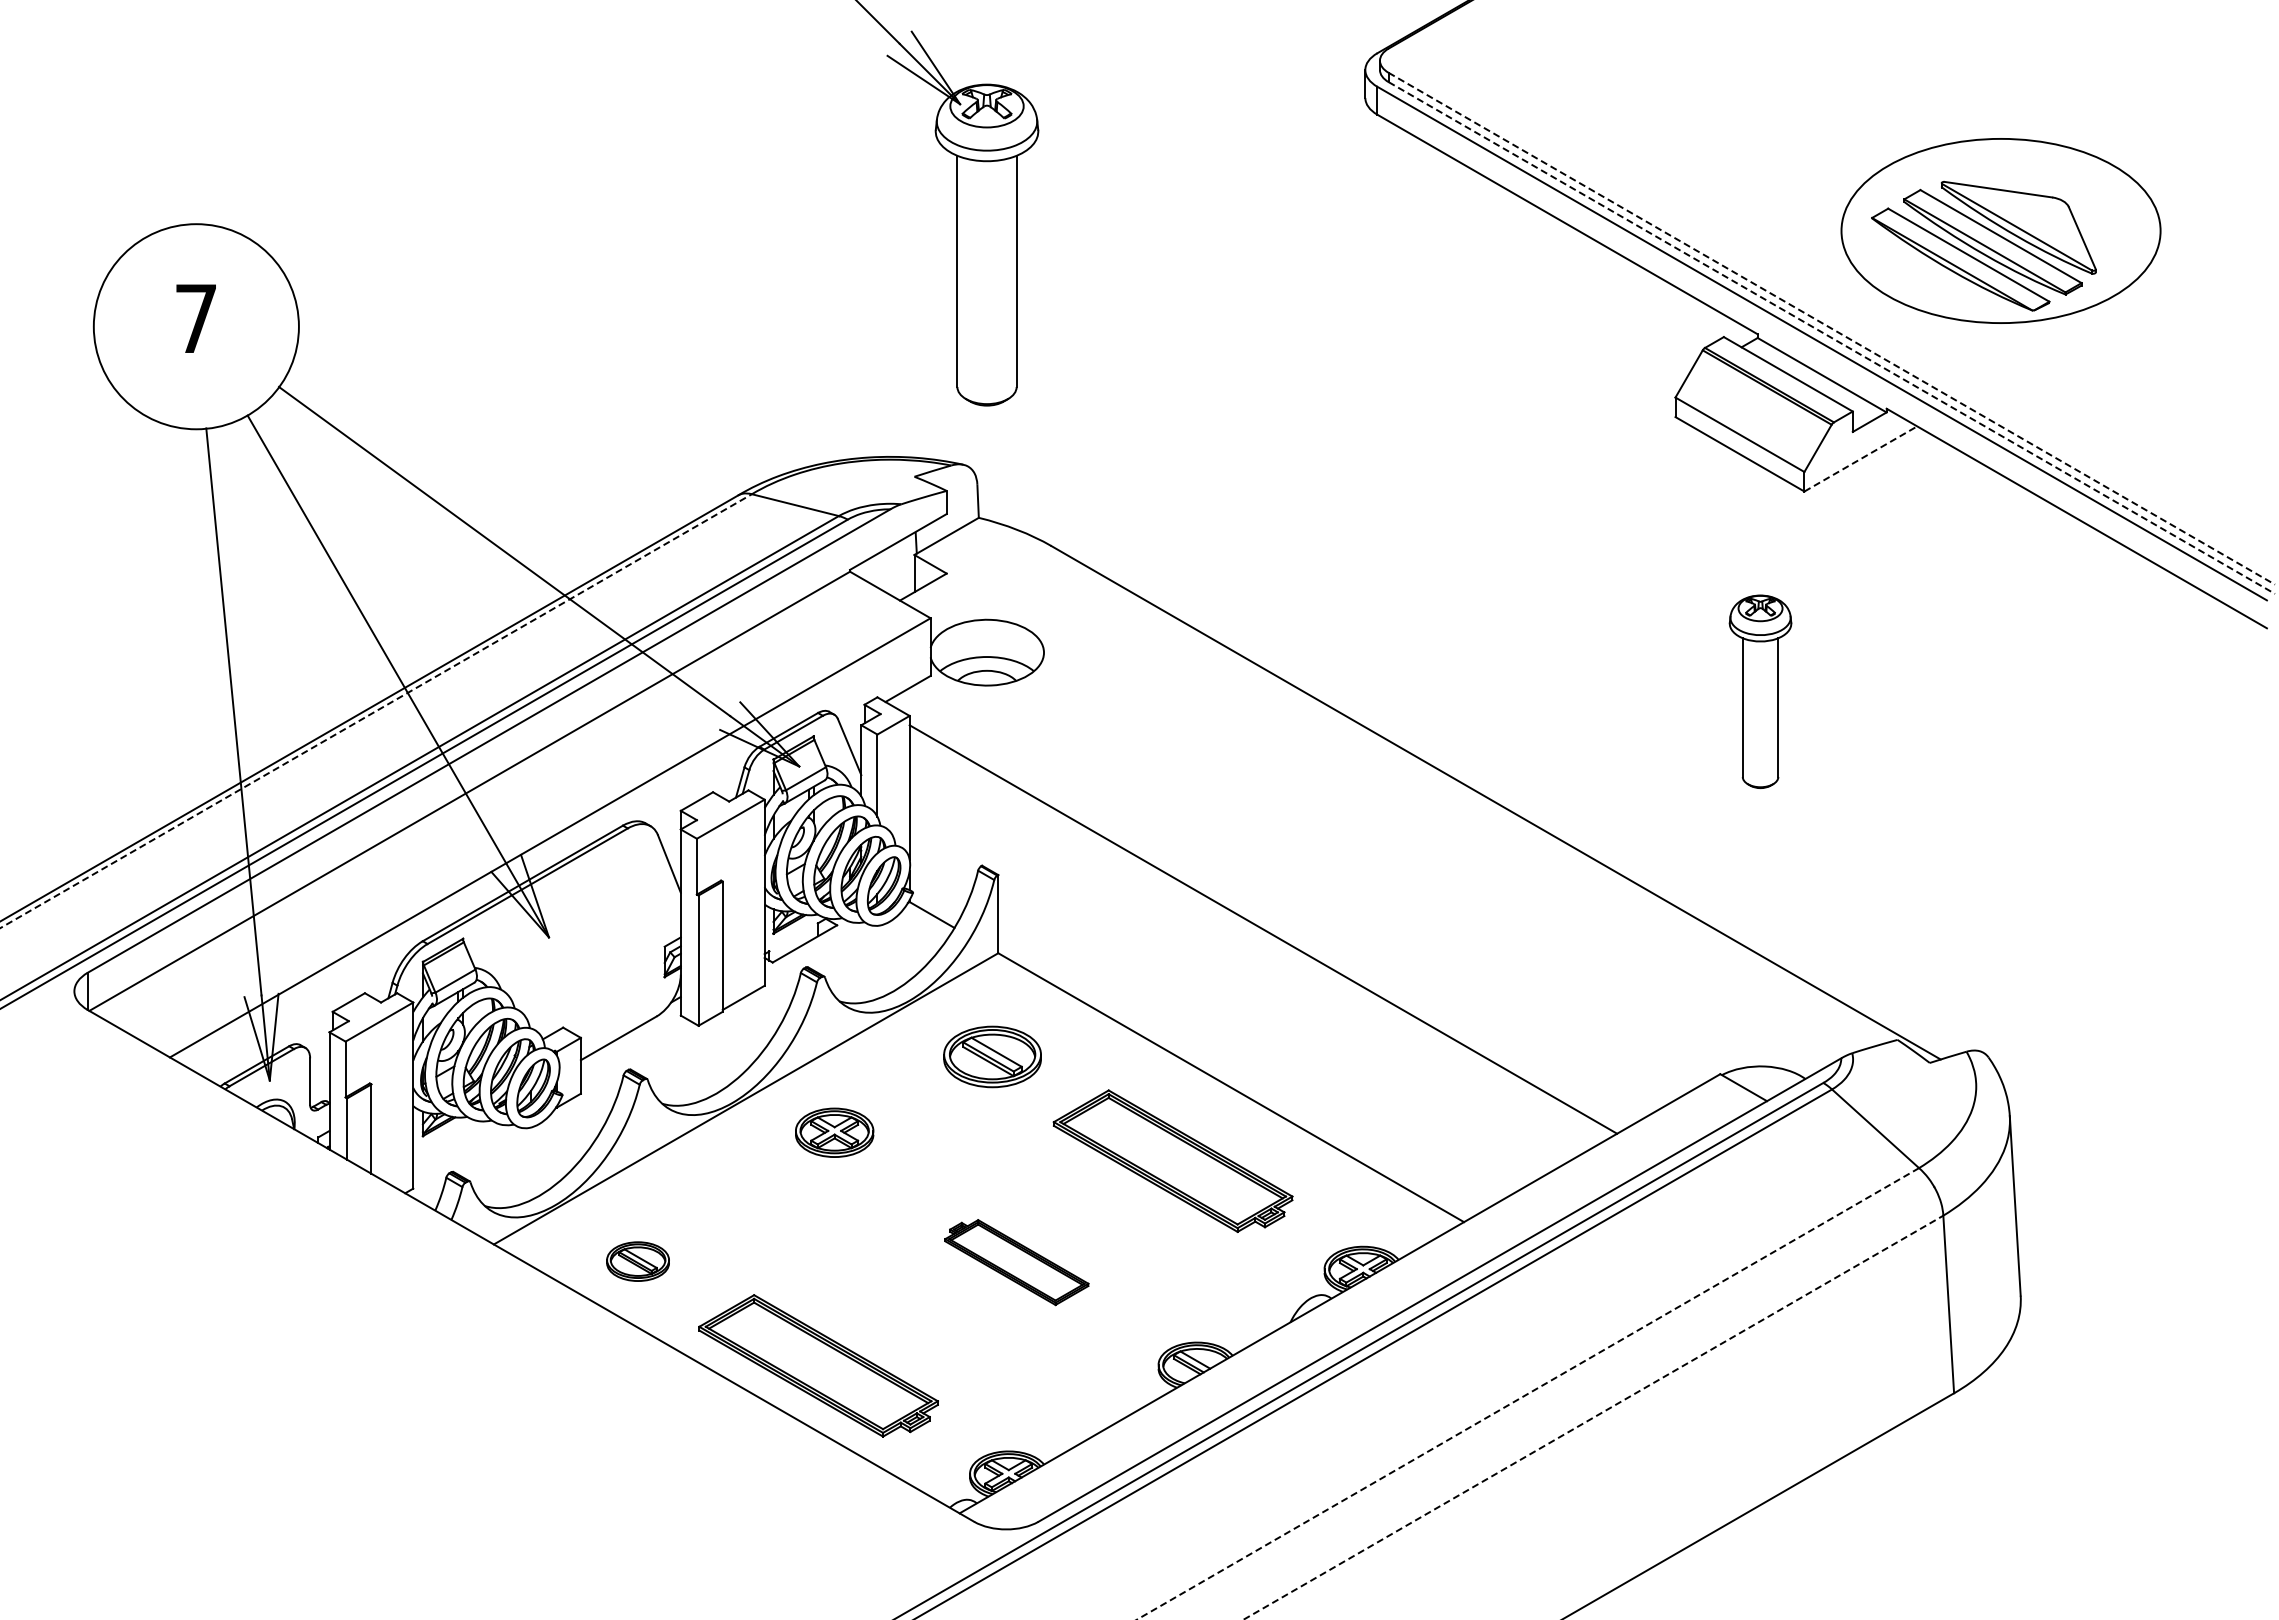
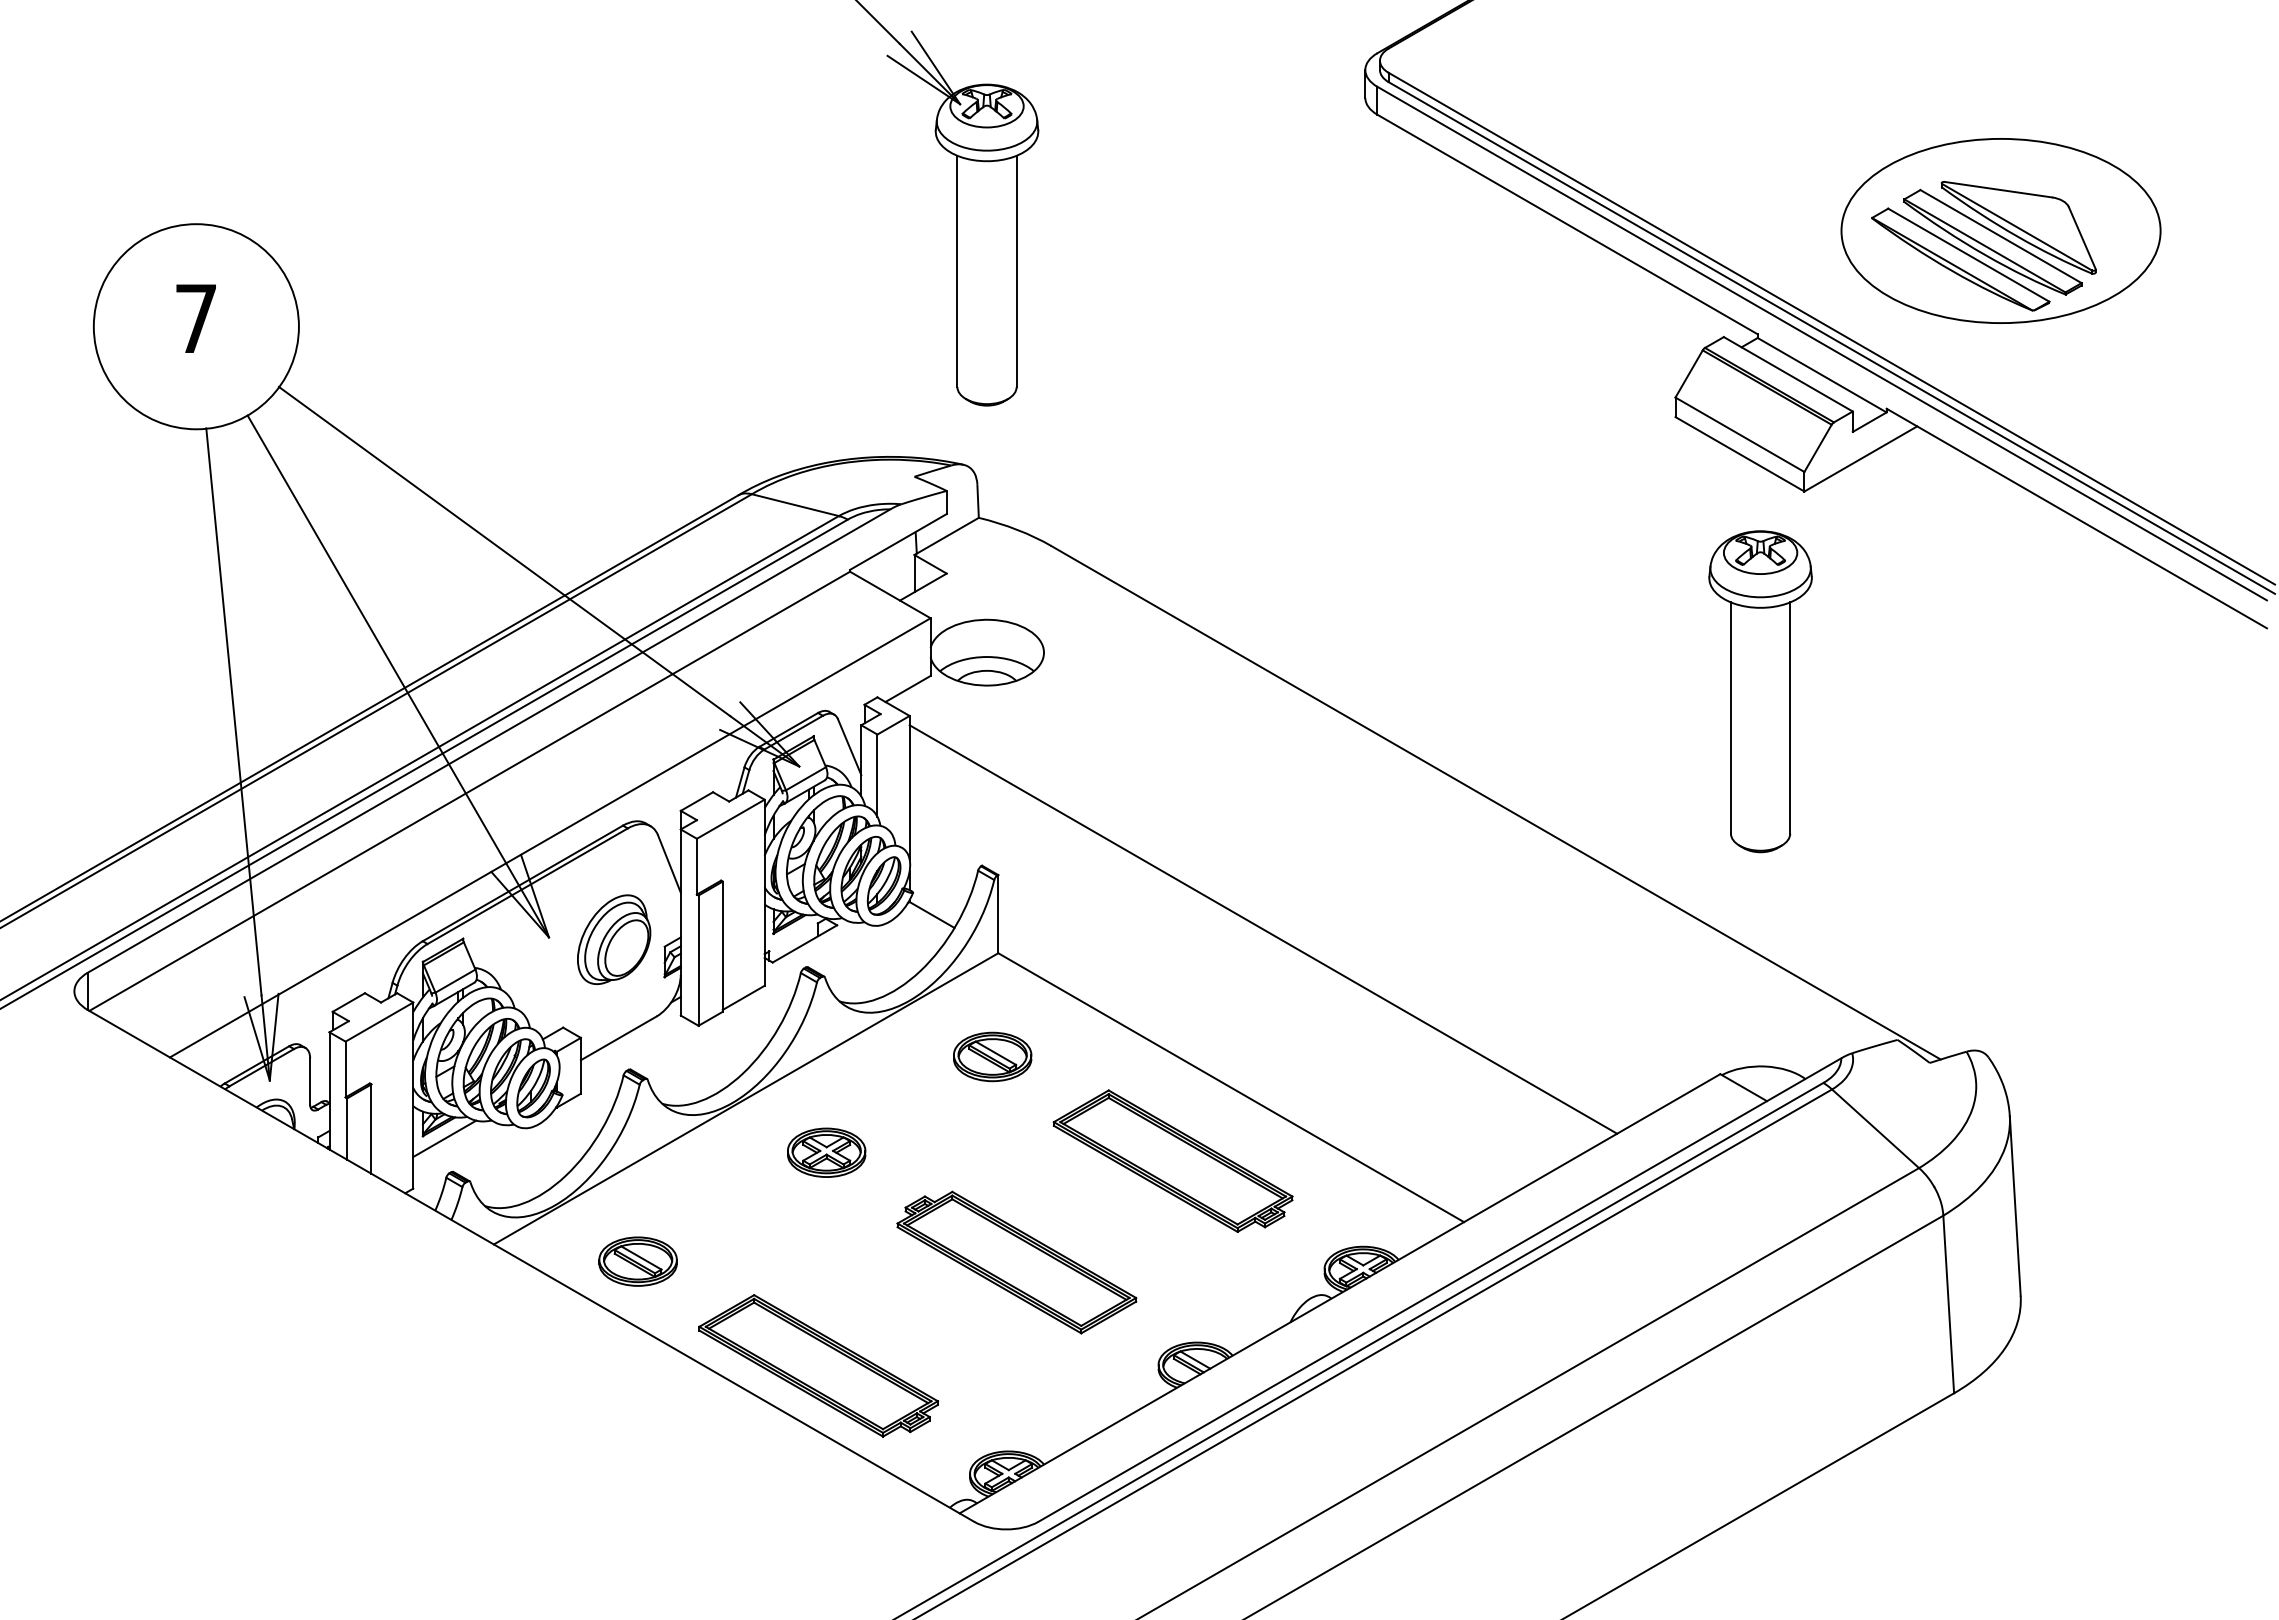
line: dashed -> solid (1831, 328)
line: dashed -> solid (1831, 338)
line: dashed -> solid (1861, 458)
part size: 65x195 px -> 105x324 px (1760, 691)
line: dashed -> solid (376, 711)
part: none -> present (614, 939)
part size: 99x64 px -> 80x52 px (992, 1056)
part position: (834, 1132) -> (826, 1152) (826, 1152)
line: none -> present (444, 1138)
part size: 64x41 px -> 80x51 px (637, 1261)
part size: 146x88 px -> 242x145 px (1016, 1262)
line: dashed -> solid (1527, 1394)
line: dashed -> solid (1593, 1417)
